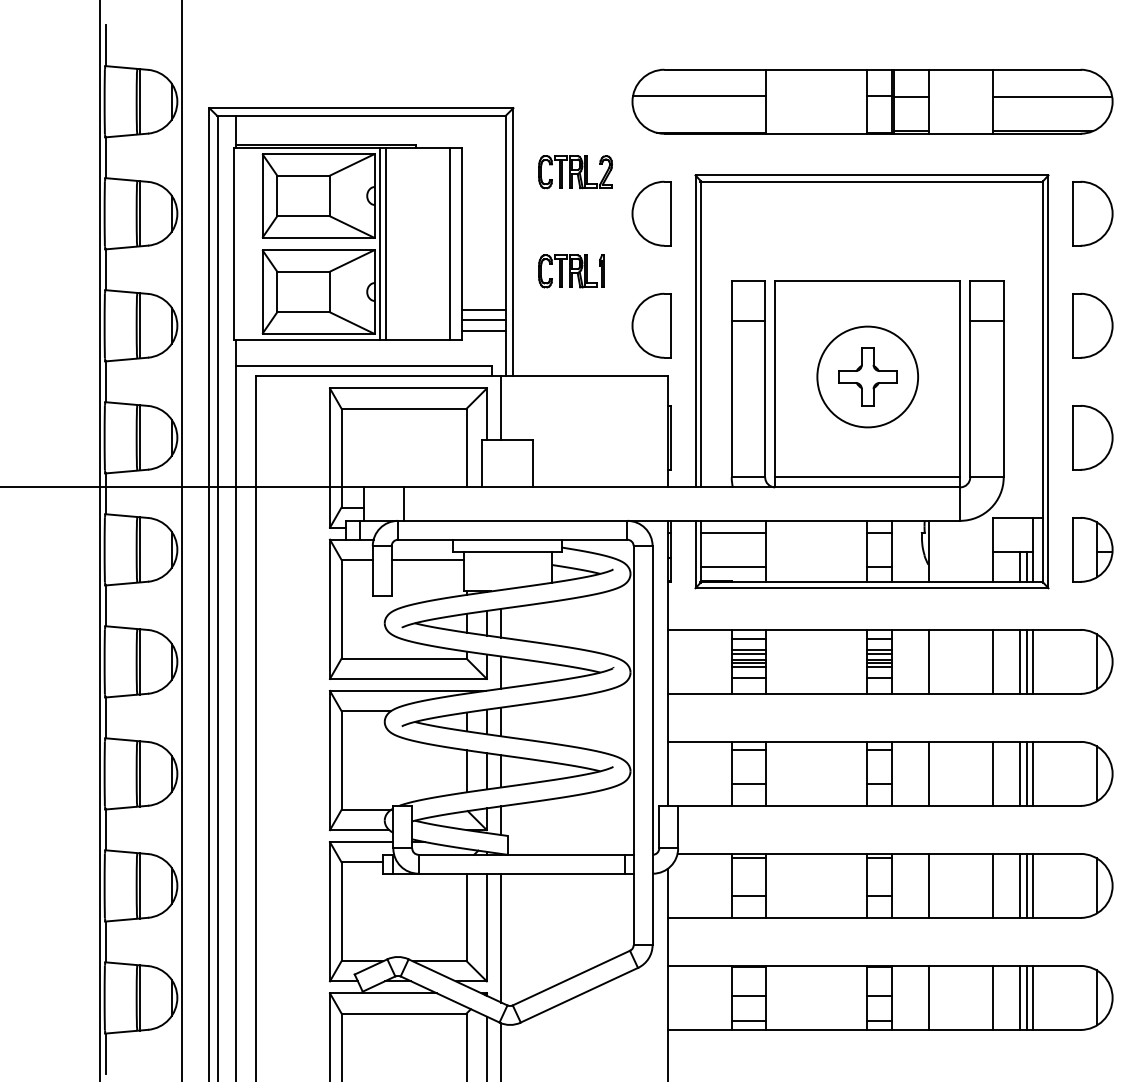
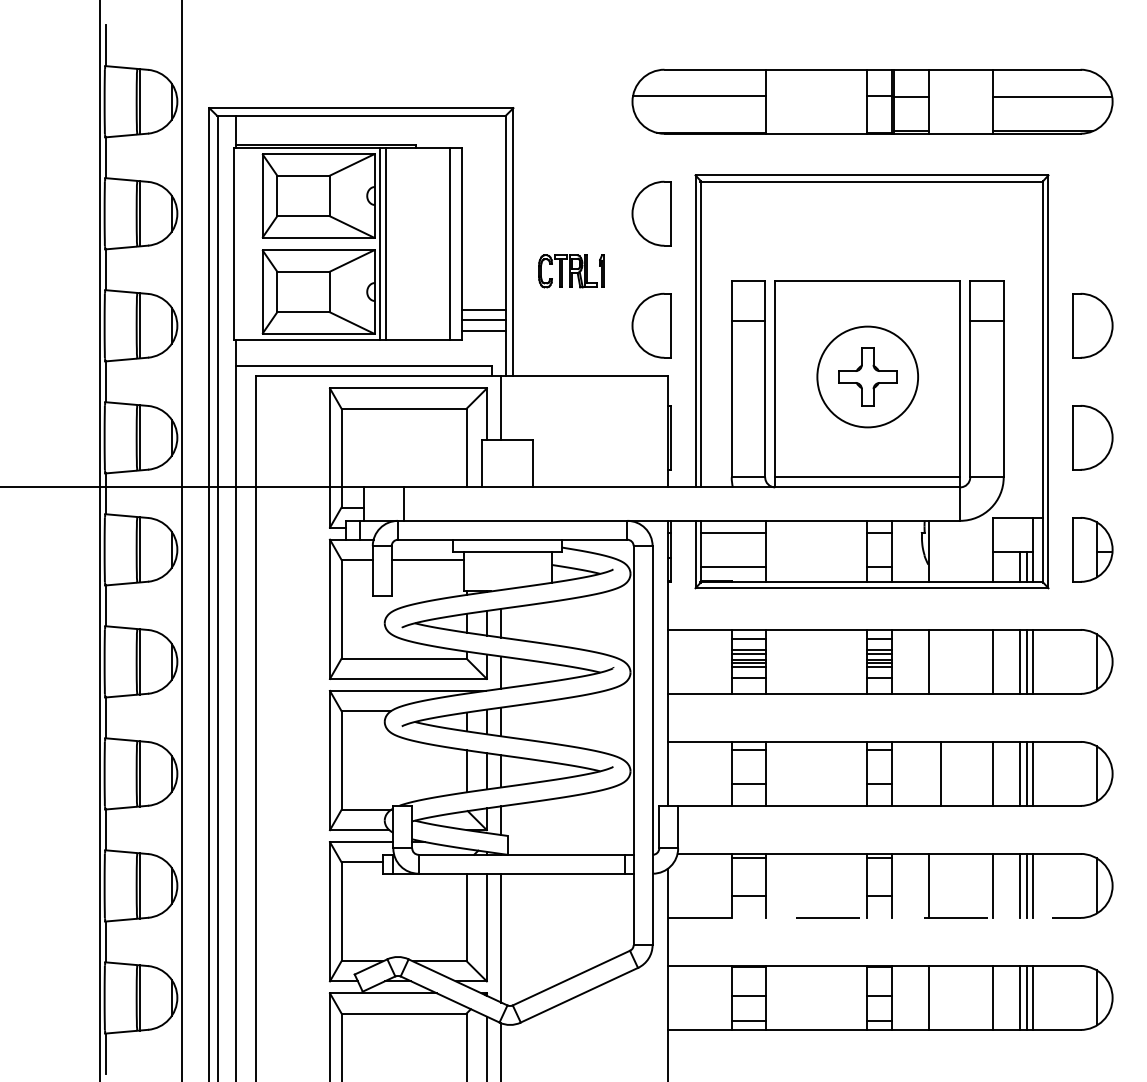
part: present -> none (575, 172)
part: present -> none (1092, 213)
line position: (928, 773) -> (940, 773) (940, 773)
line: solid -> dashed (874, 917)
